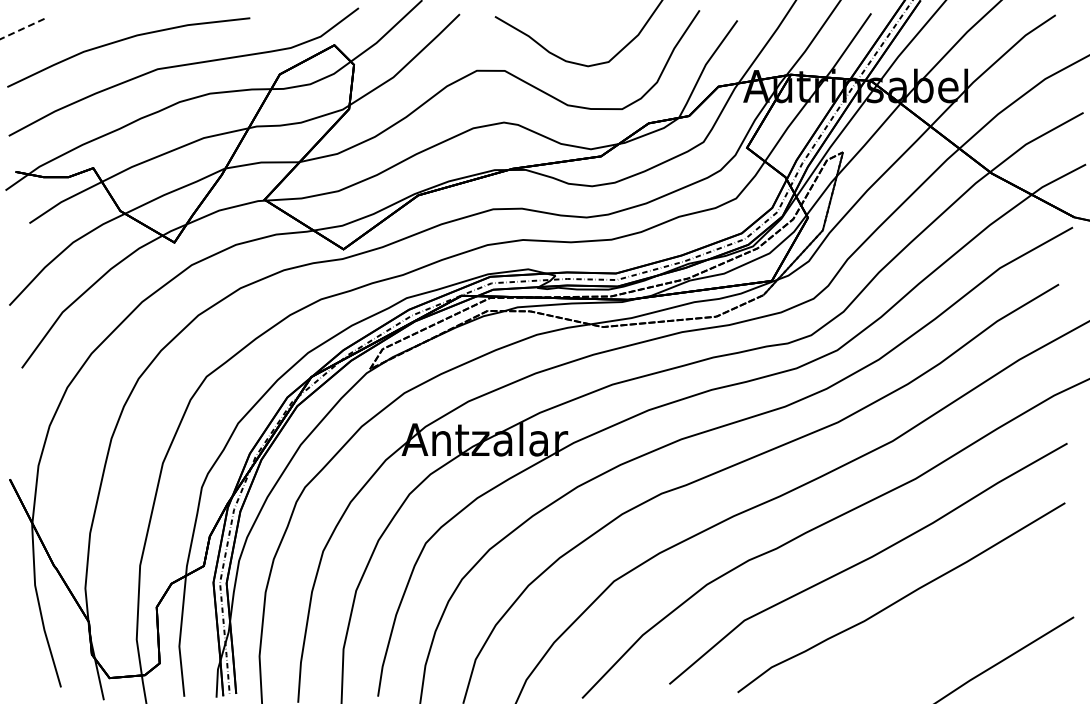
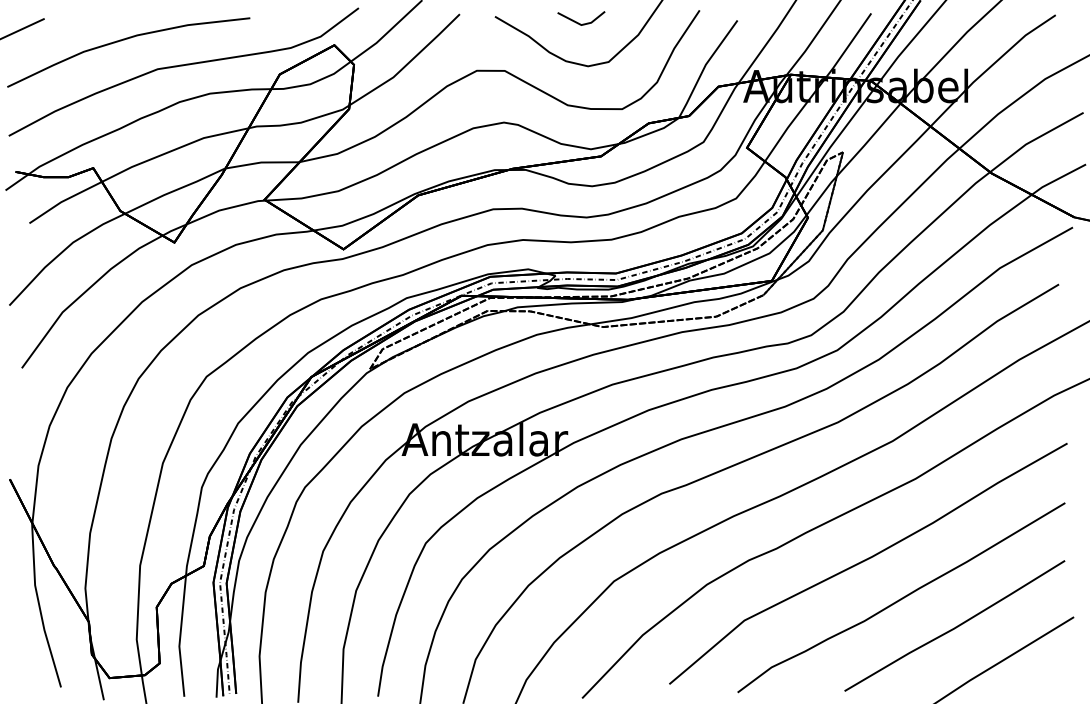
line: none -> present (578, 22)
line: dashed -> solid (23, 28)
line: none -> present (955, 626)
